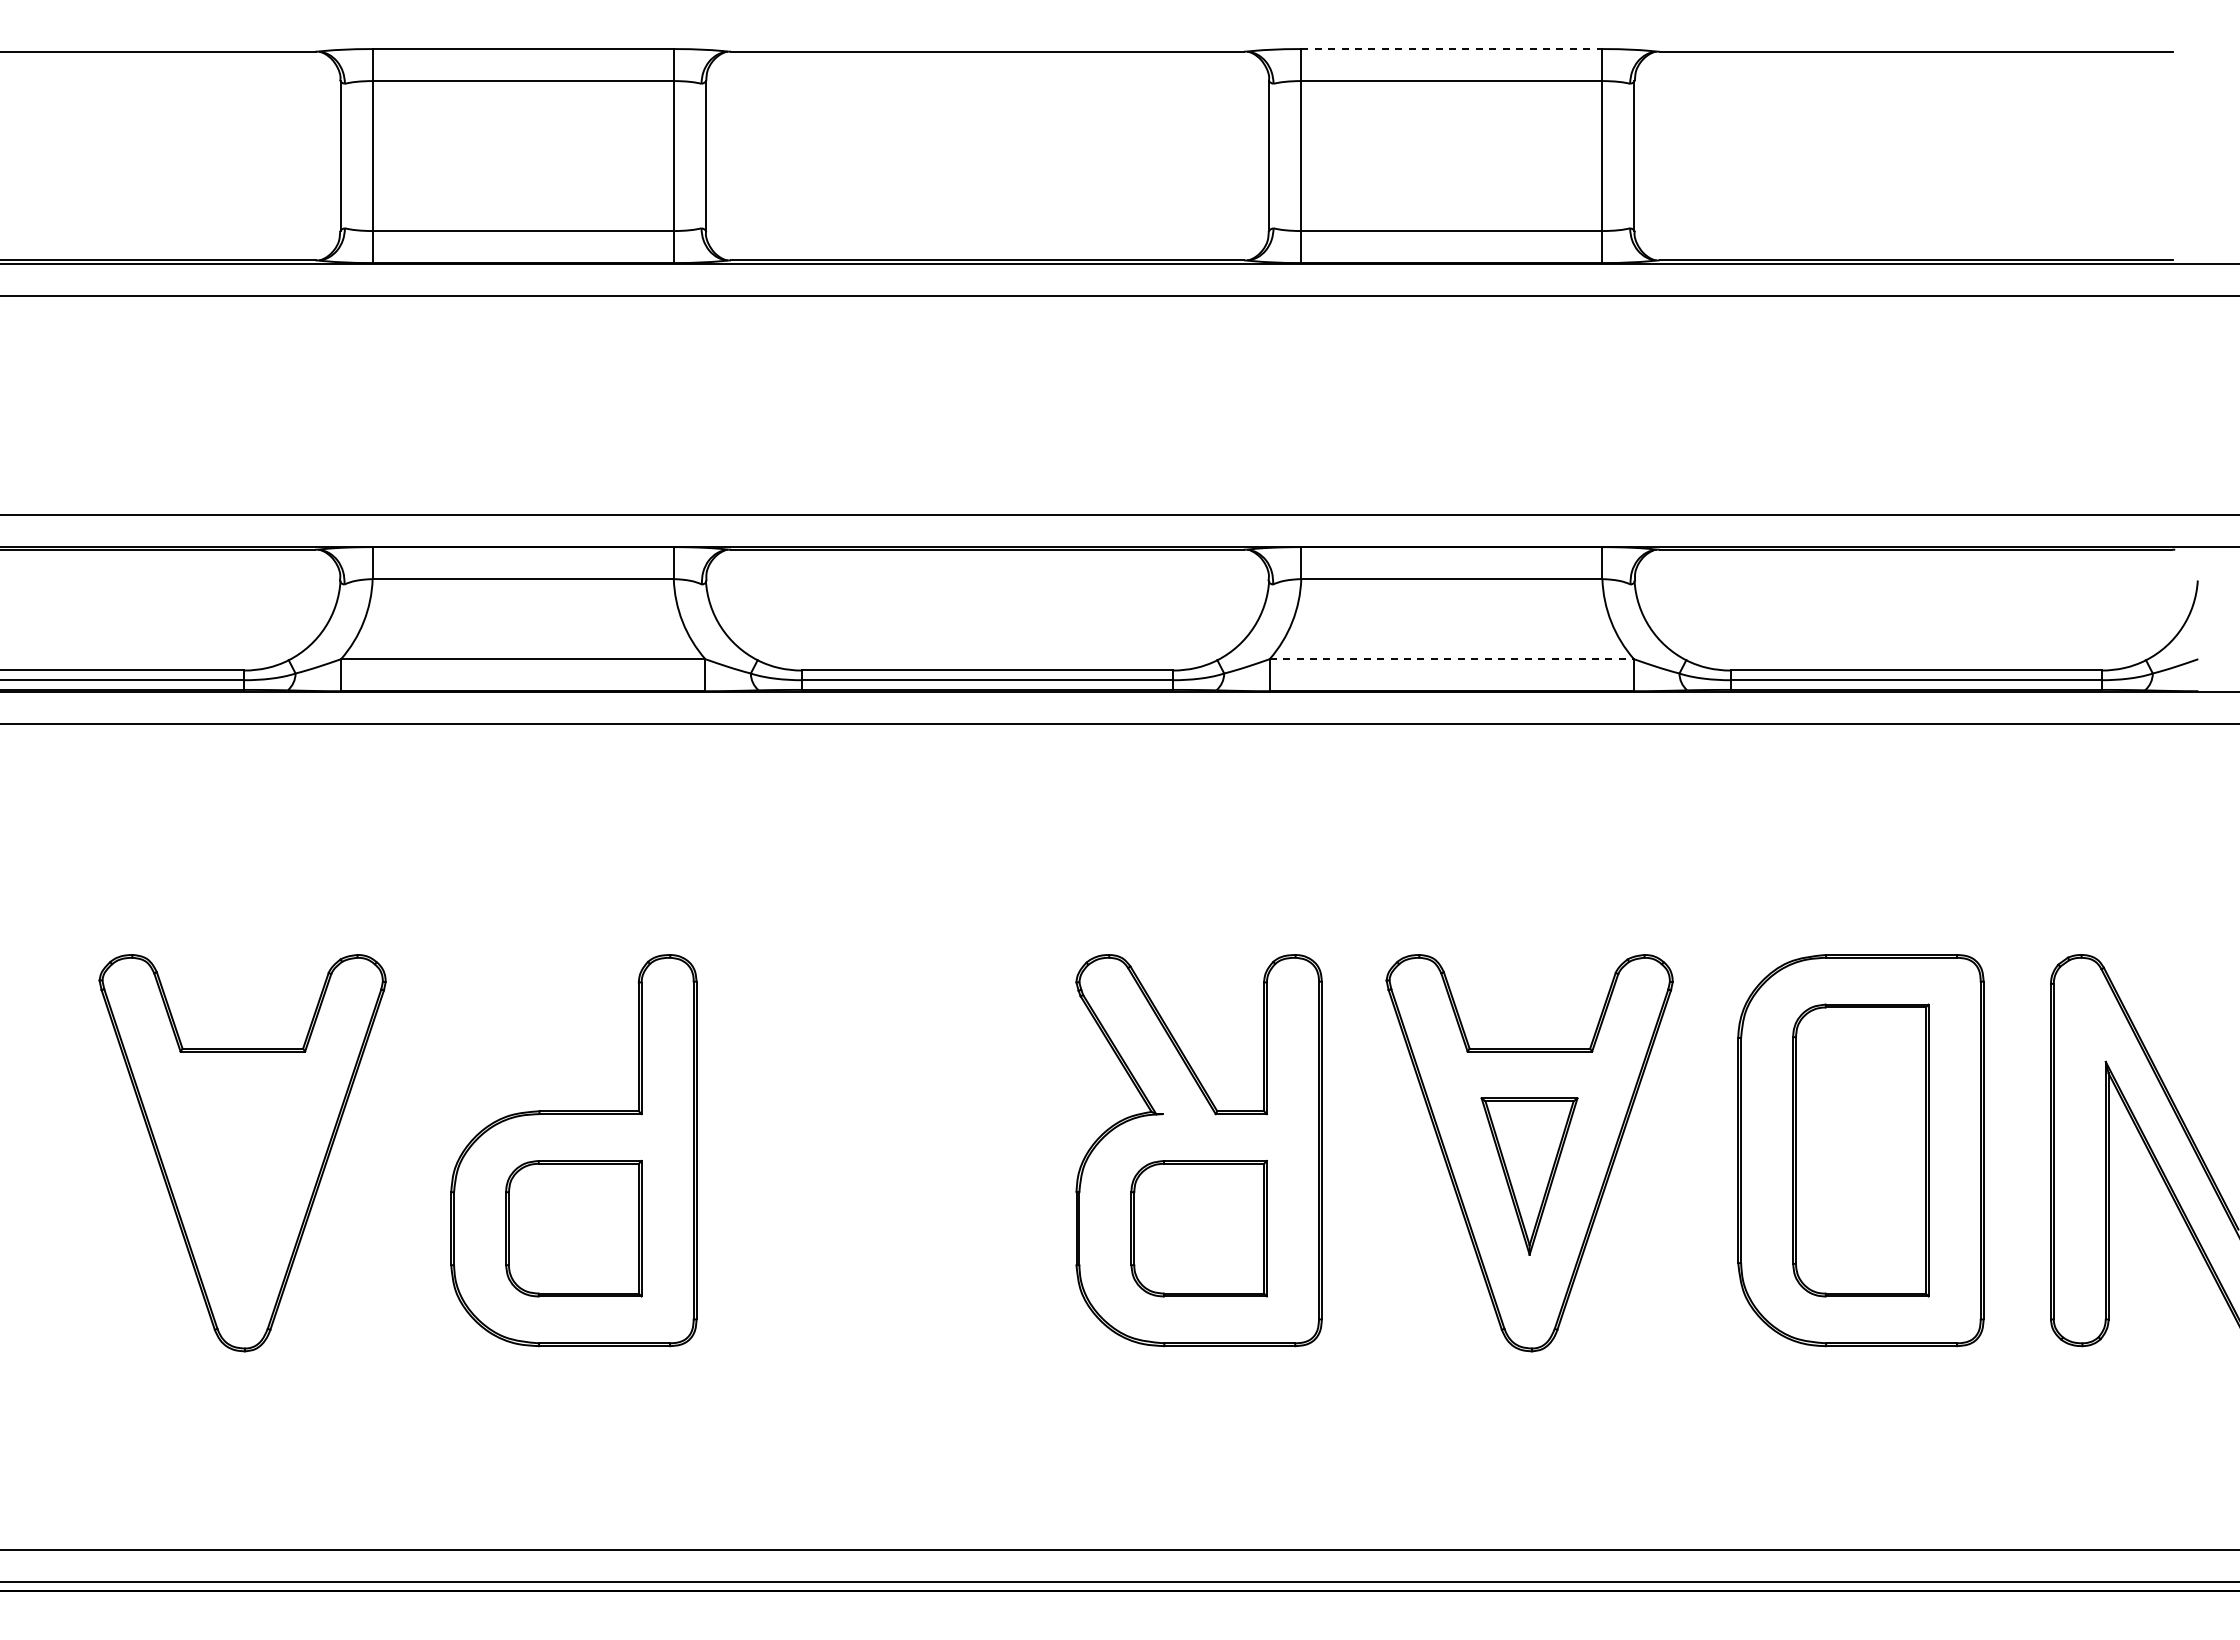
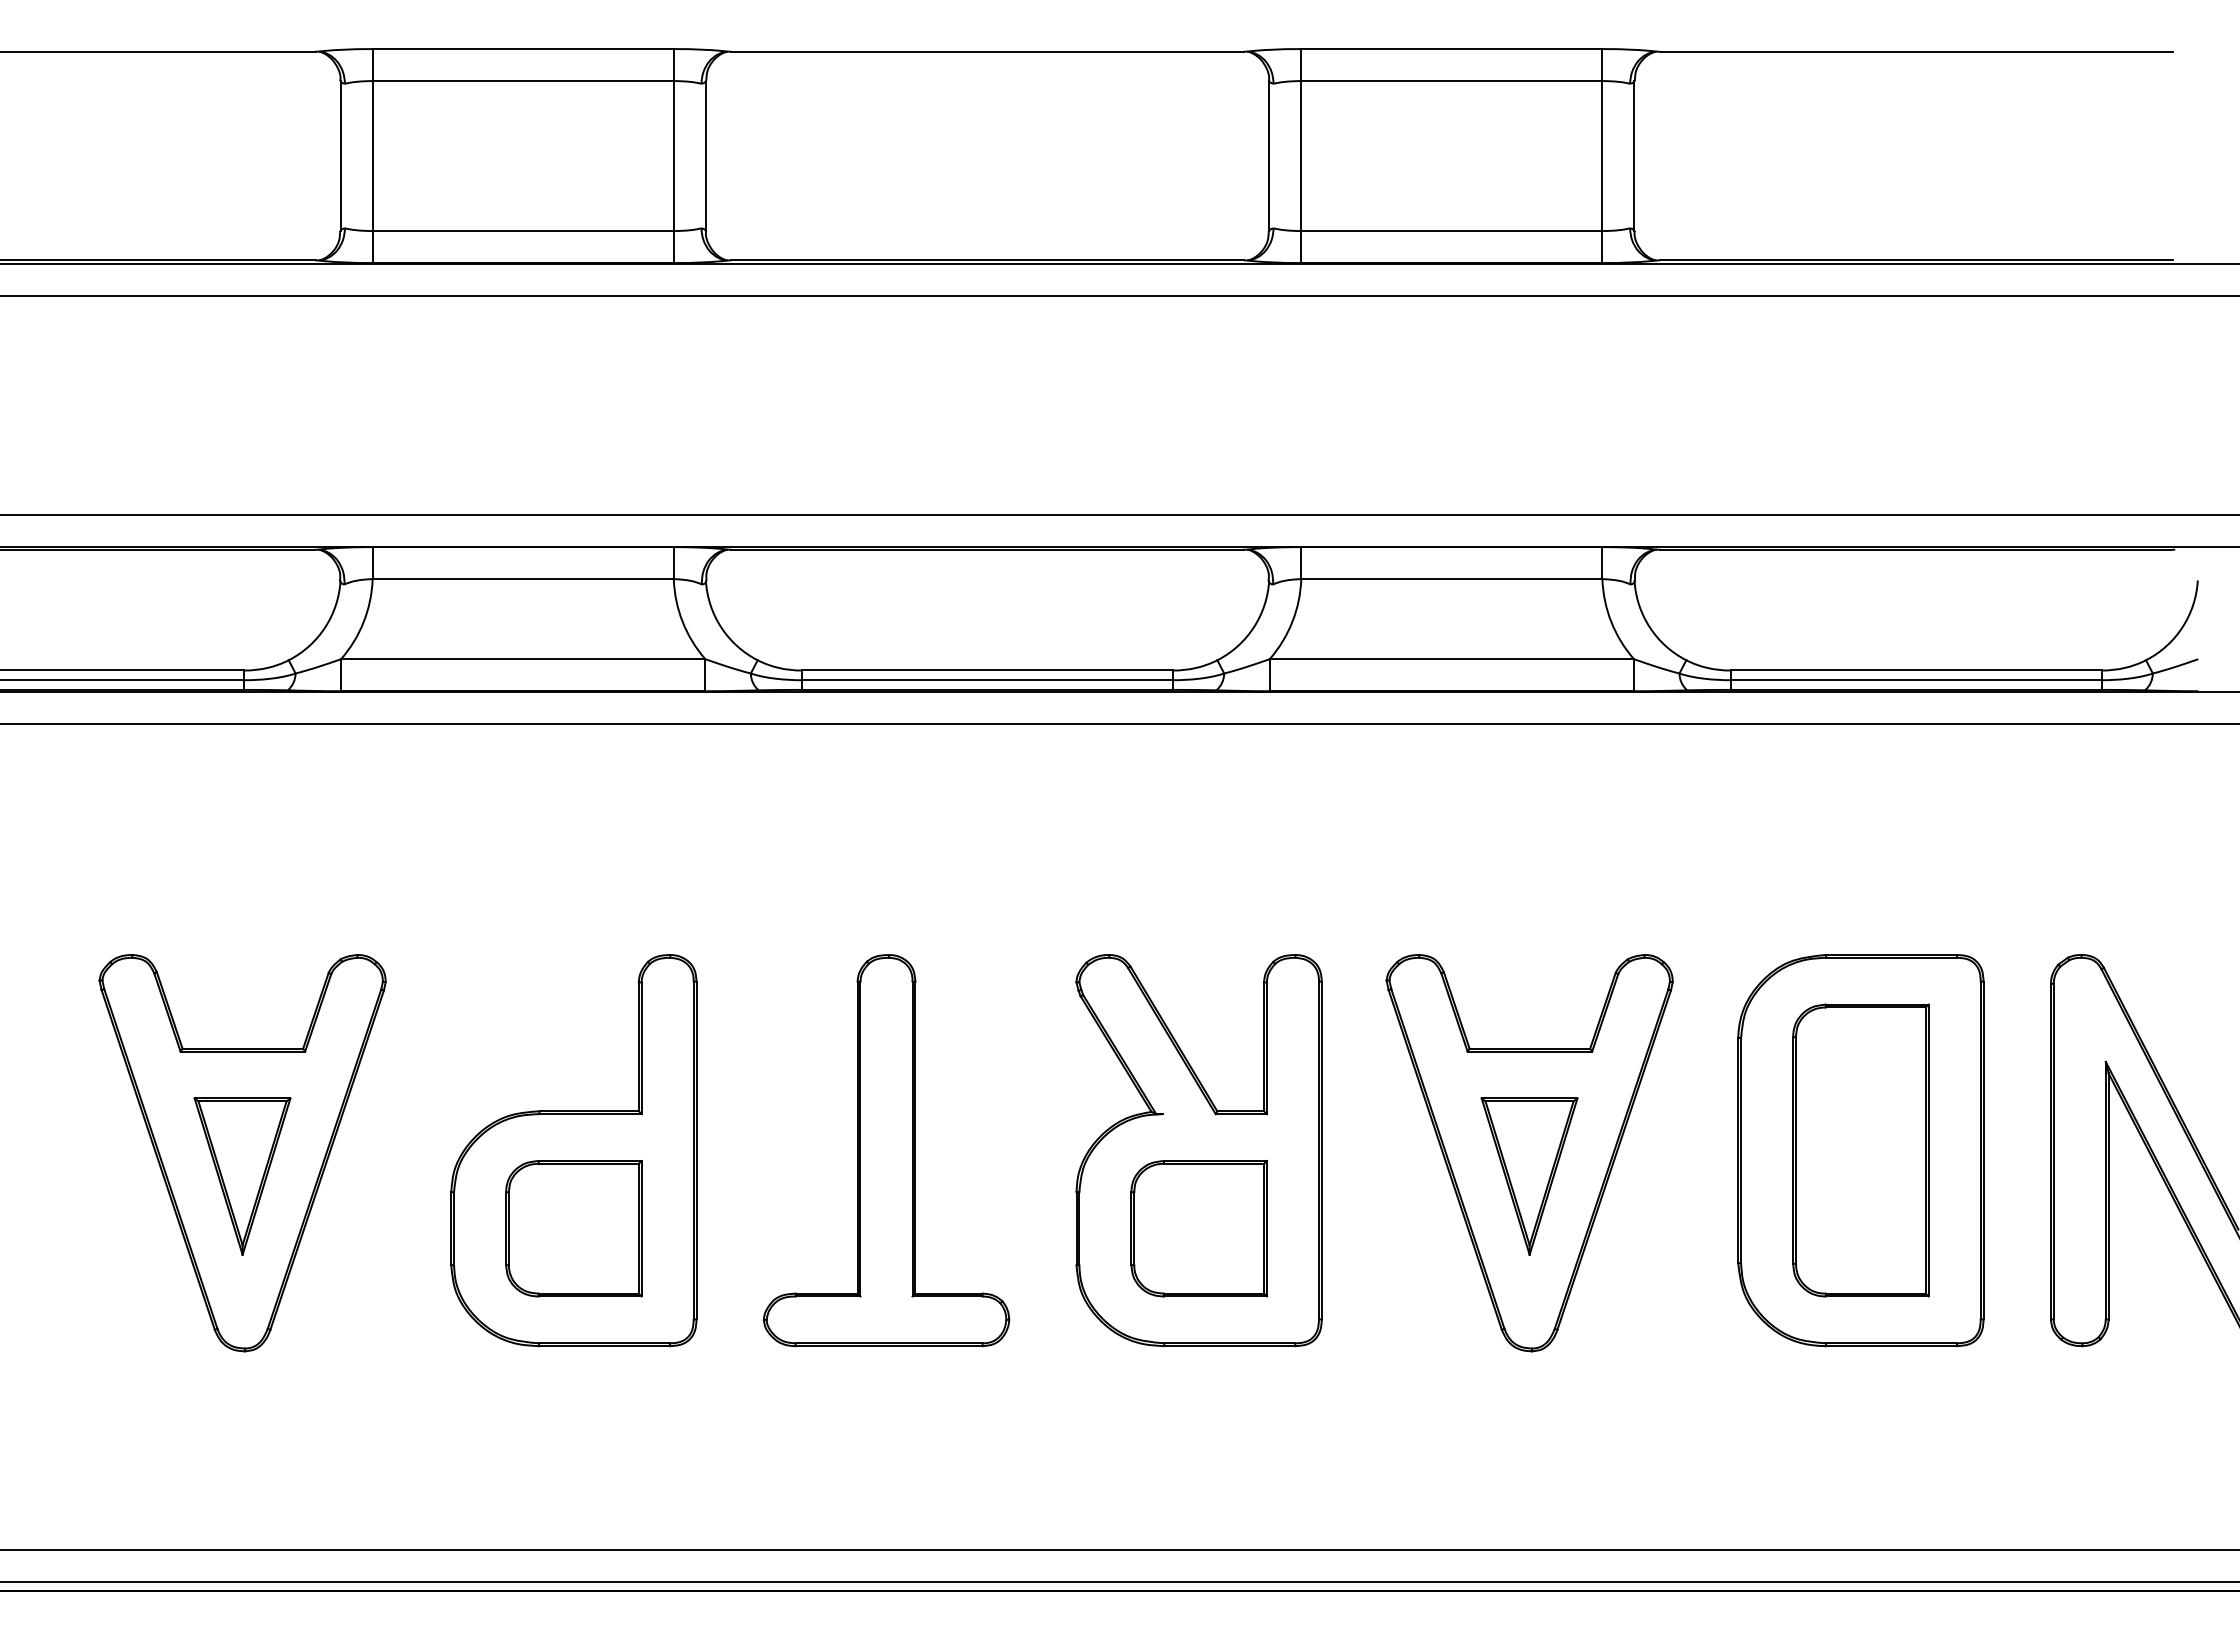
line: dashed -> solid (1452, 49)
line: dashed -> solid (1452, 659)
part: none -> present (886, 1150)
part: none -> present (242, 1176)
